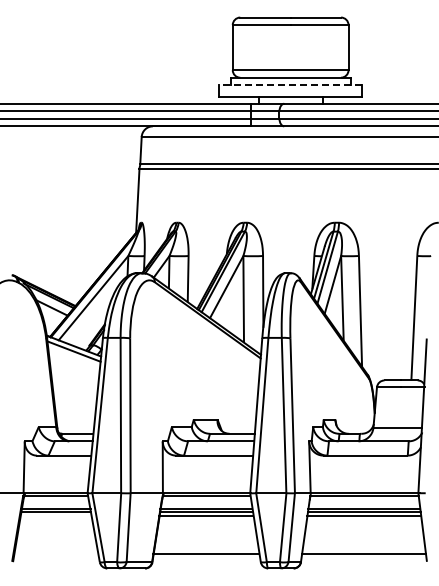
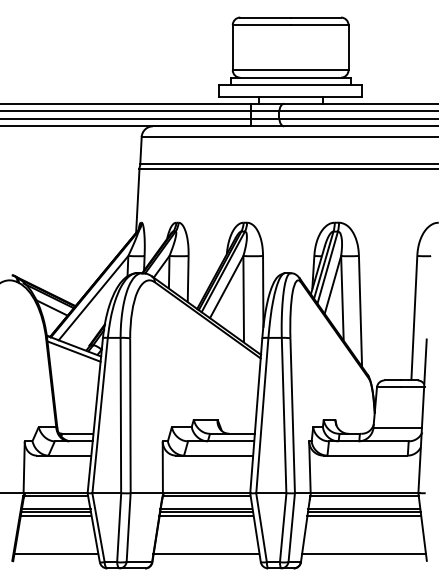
line: dashed -> solid (290, 85)
line: none -> present (55, 515)
line: none -> present (55, 553)
